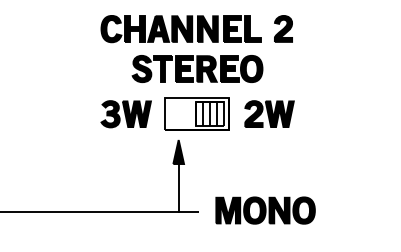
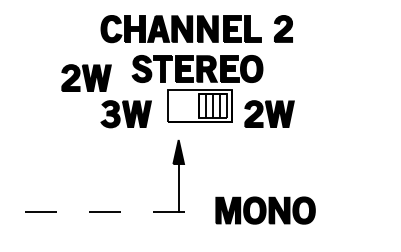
part: none -> present (86, 77)
part position: (196, 113) -> (199, 105) (199, 105)
line: solid -> dashed (99, 211)
